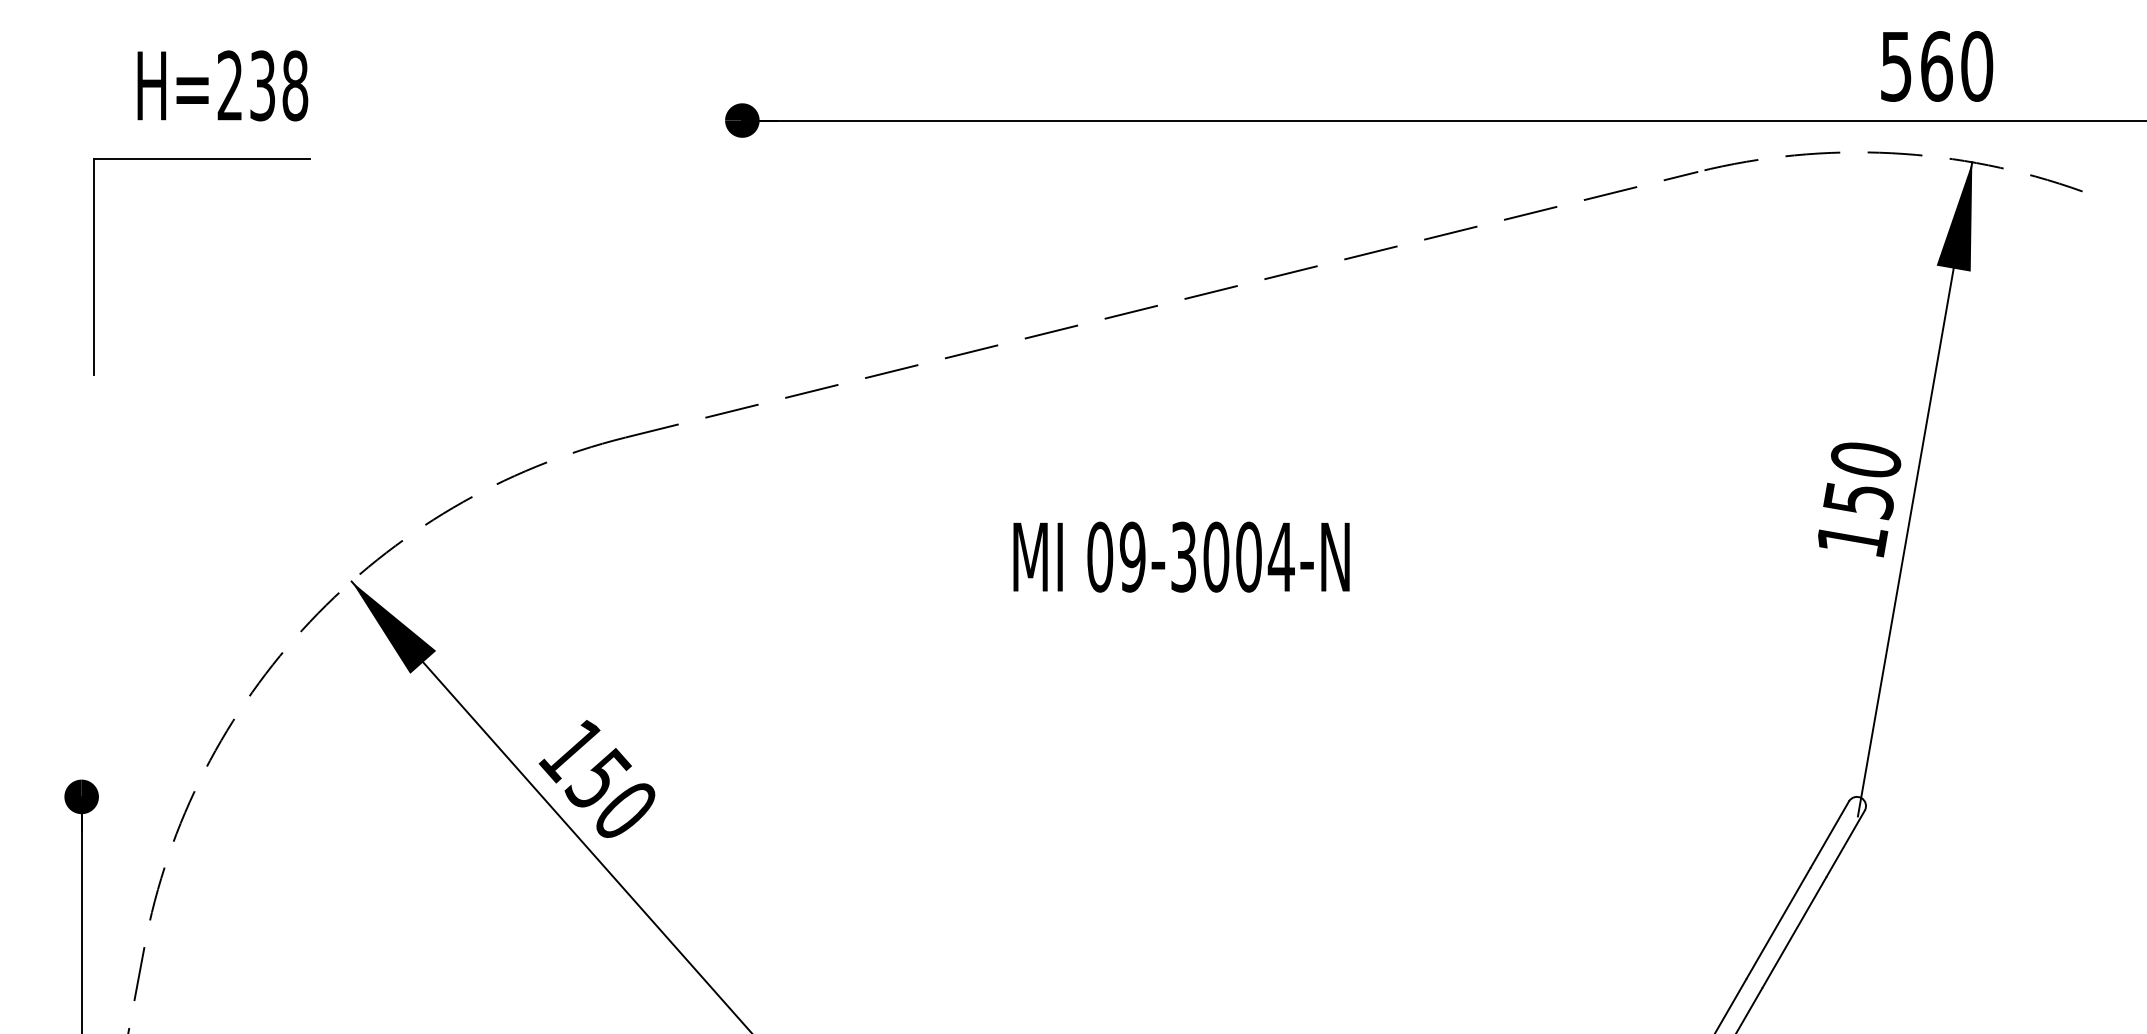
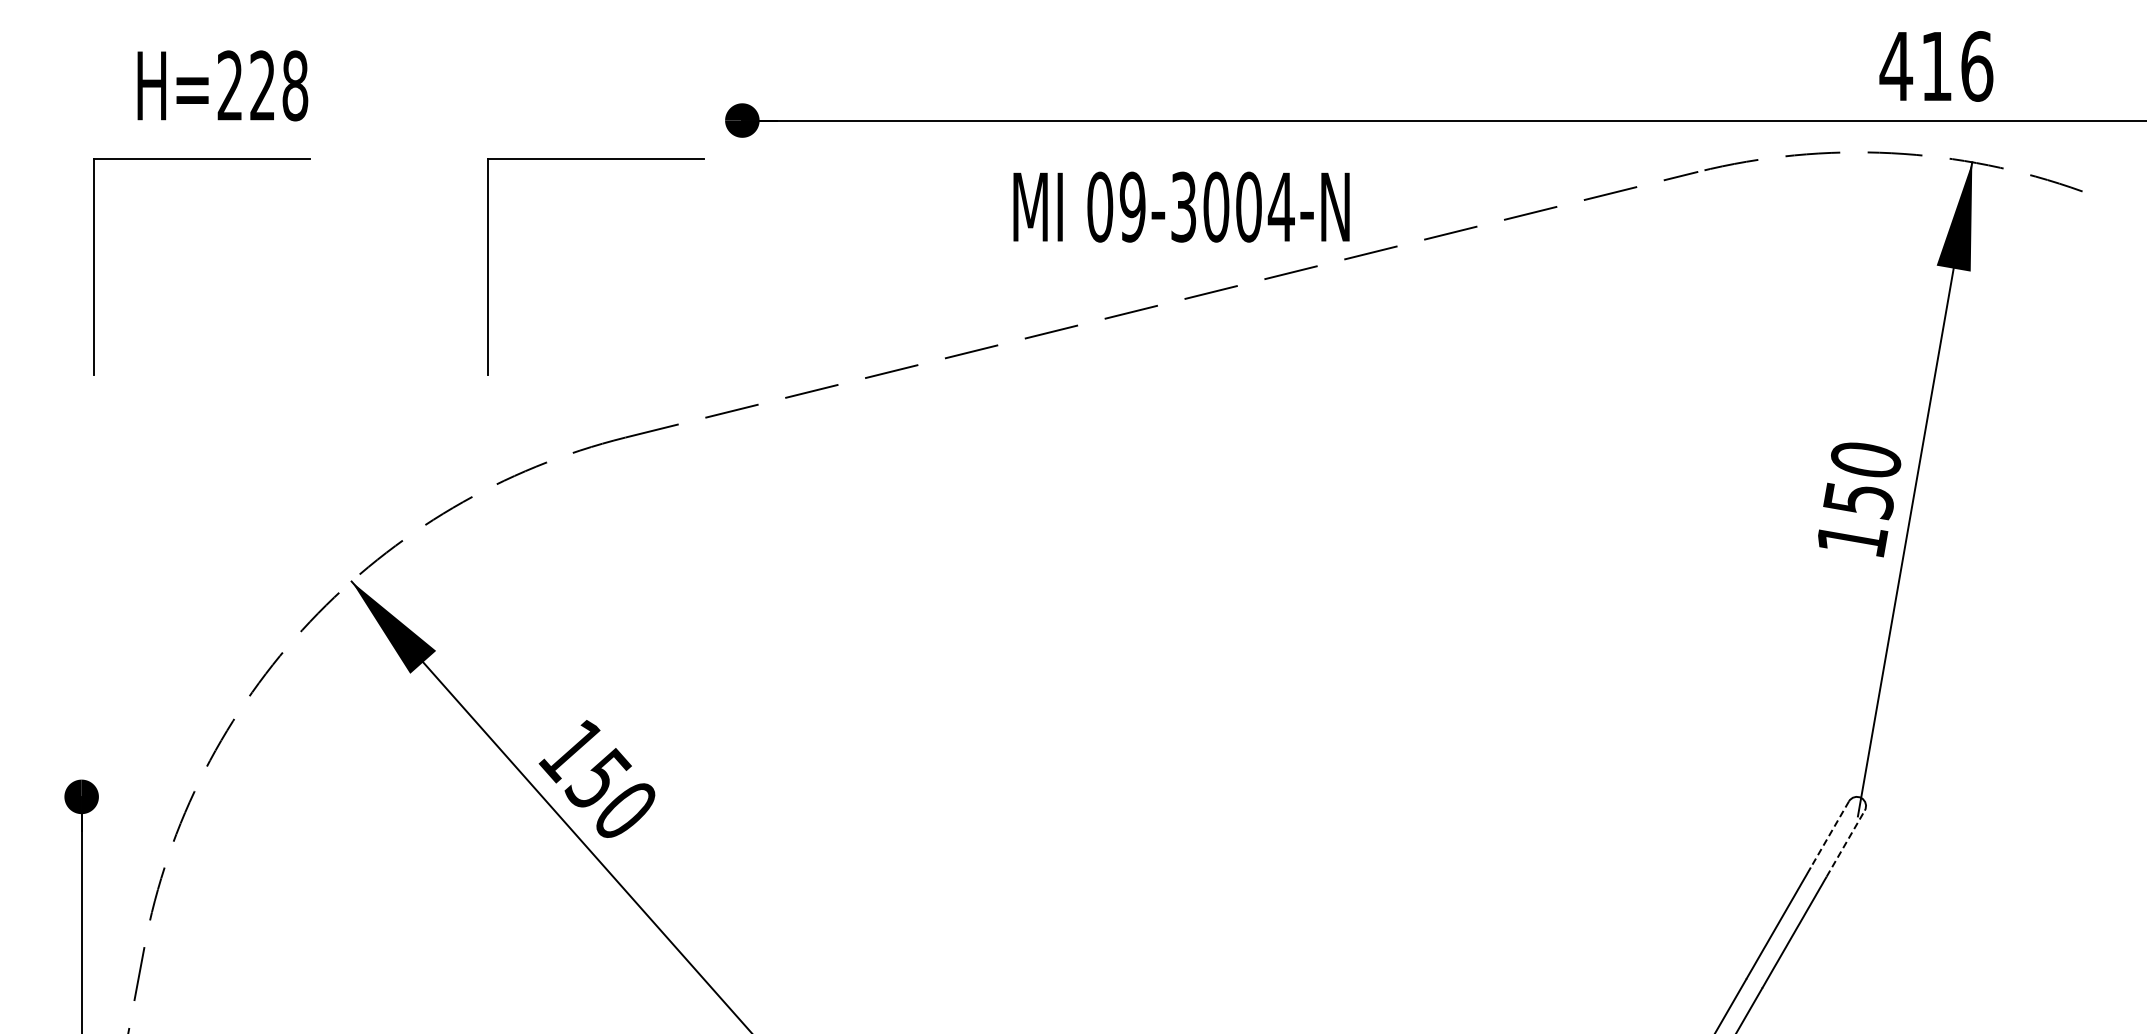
text: 560 -> 416 (1936, 66)
text: H=238 -> H=228 (262, 85)
part: none -> present (595, 159)
text position: (1181, 556) -> (1181, 206) (1181, 206)
line: solid -> dashed (1829, 834)
line: solid -> dashed (1846, 843)
